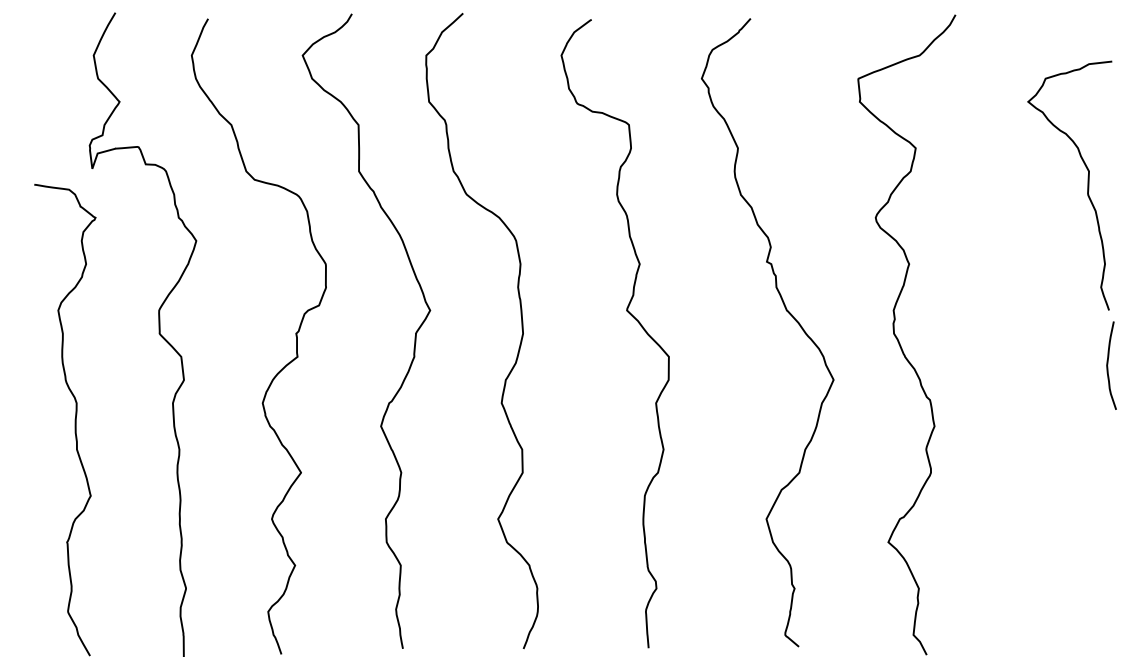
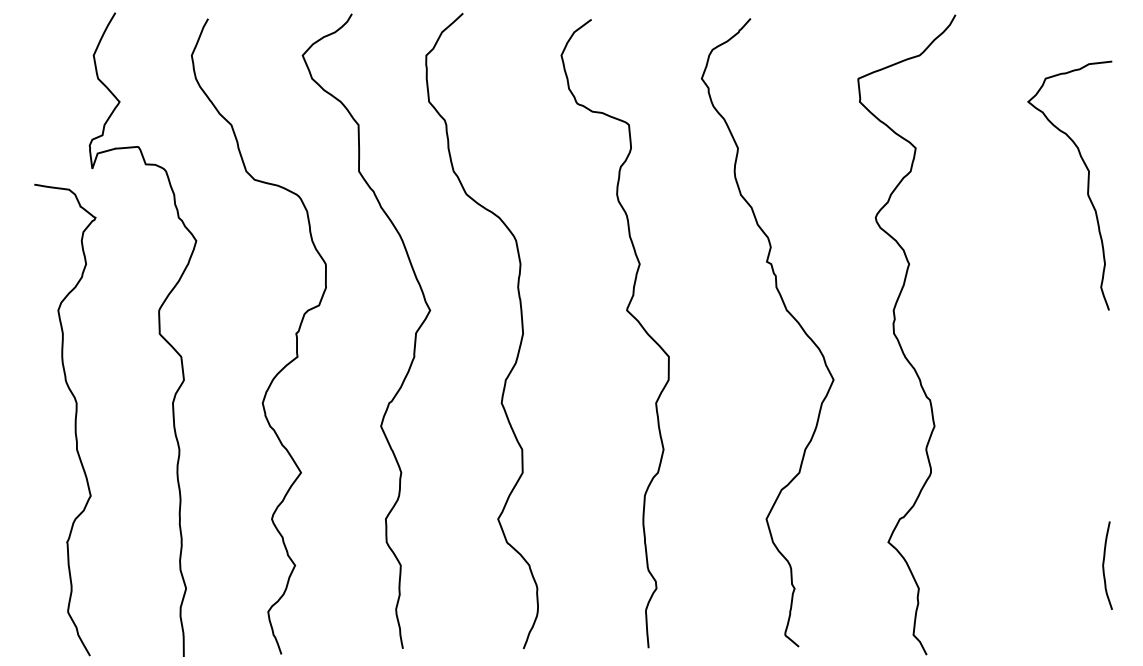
curve position: (1108, 364) -> (1104, 564) (1104, 564)
